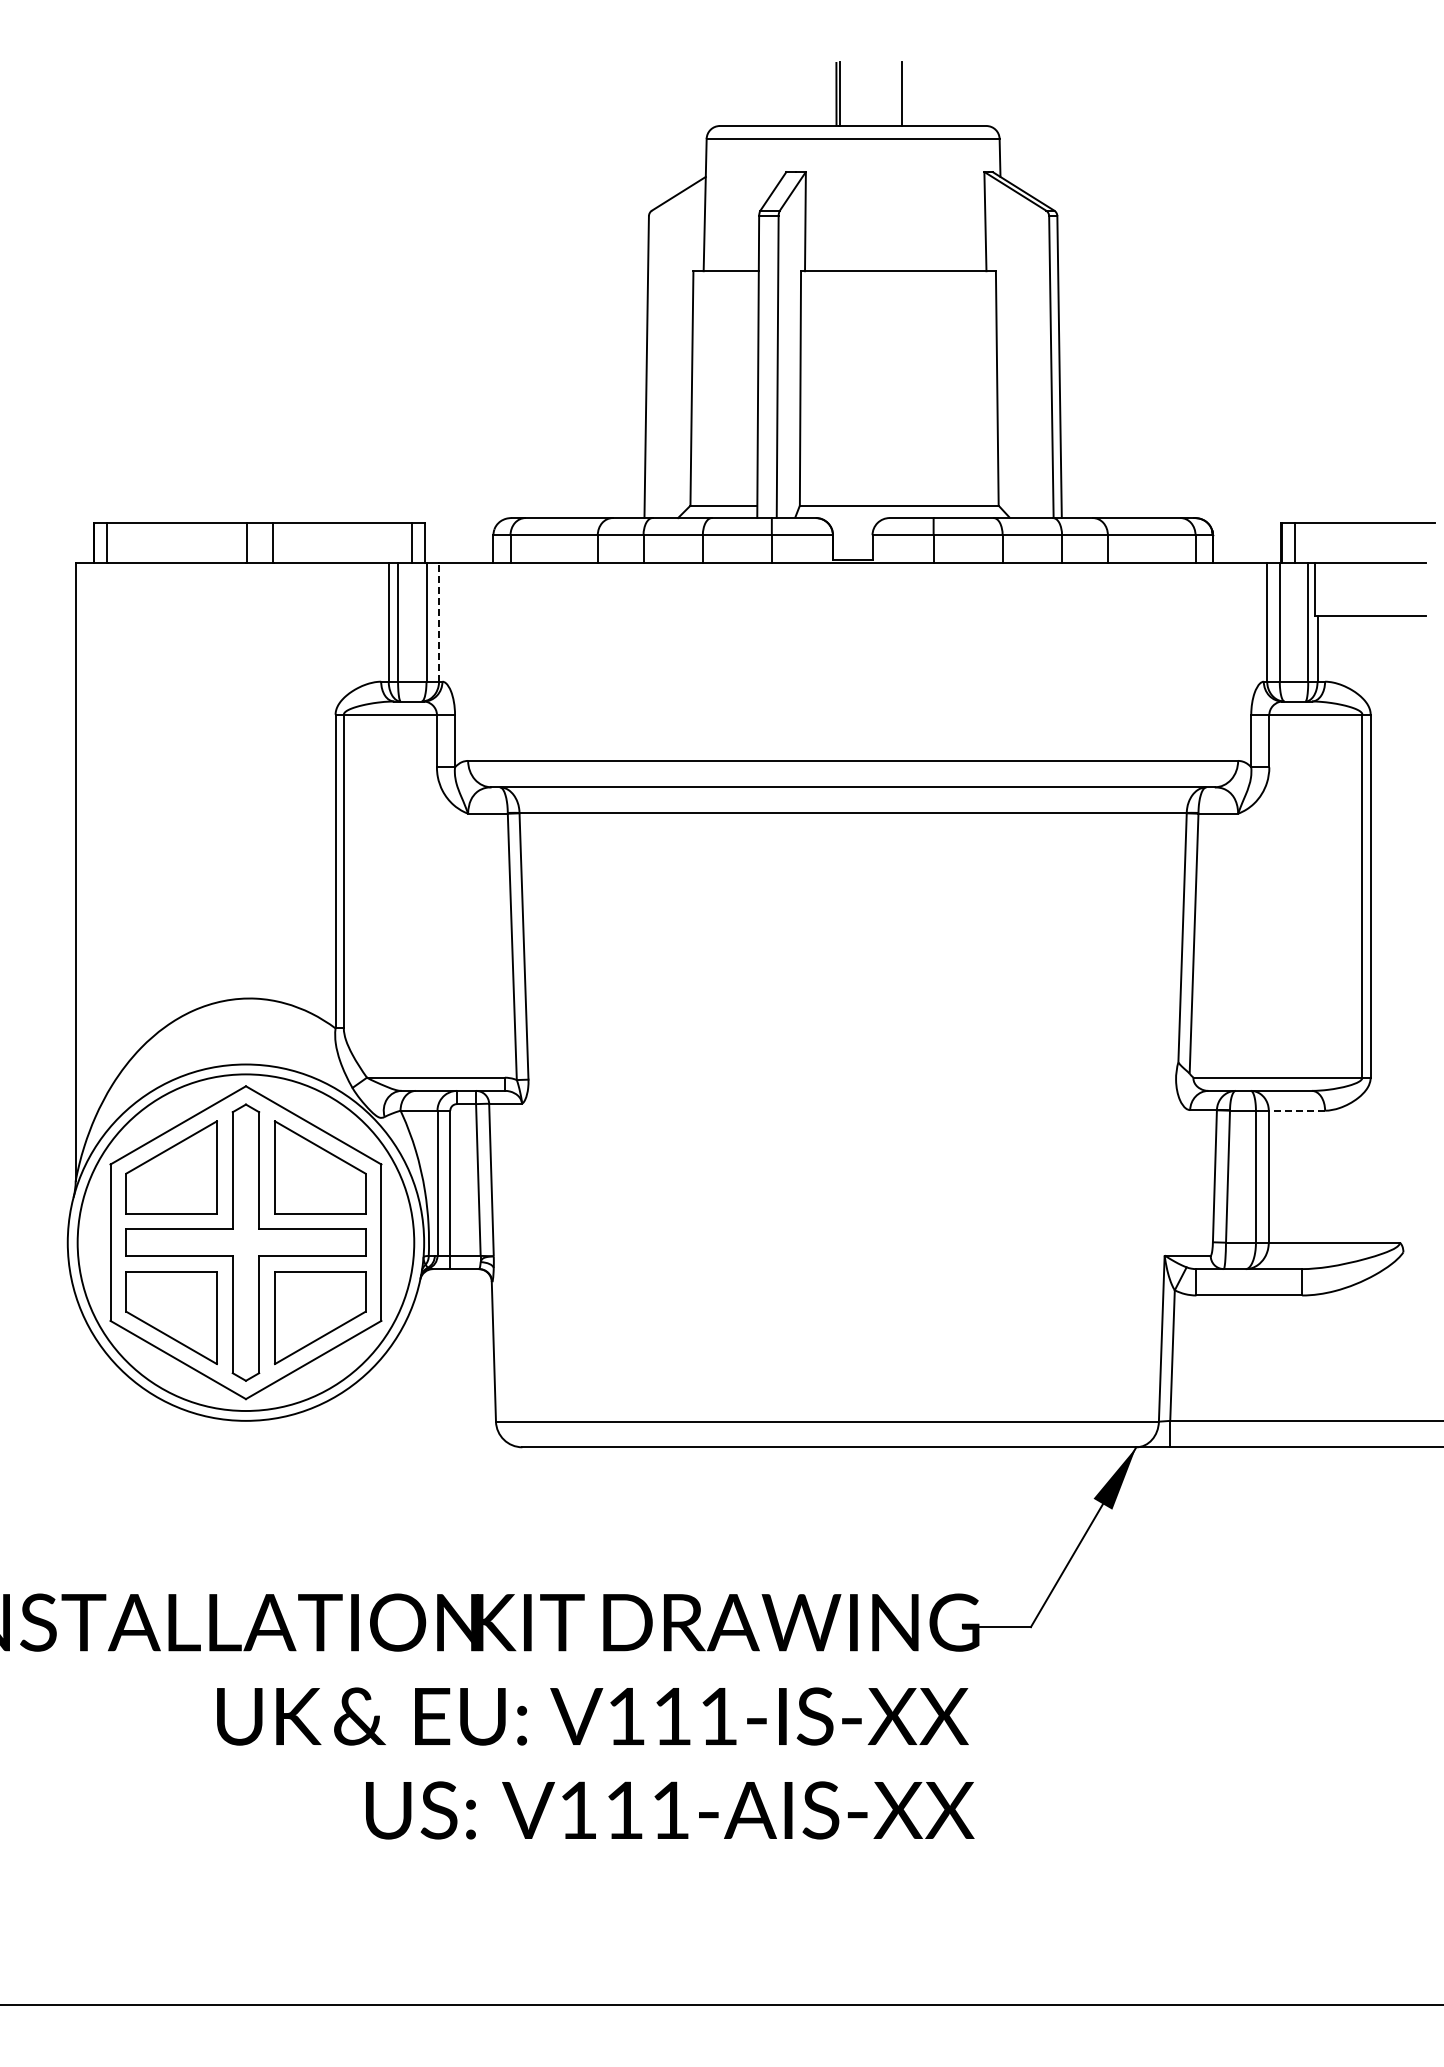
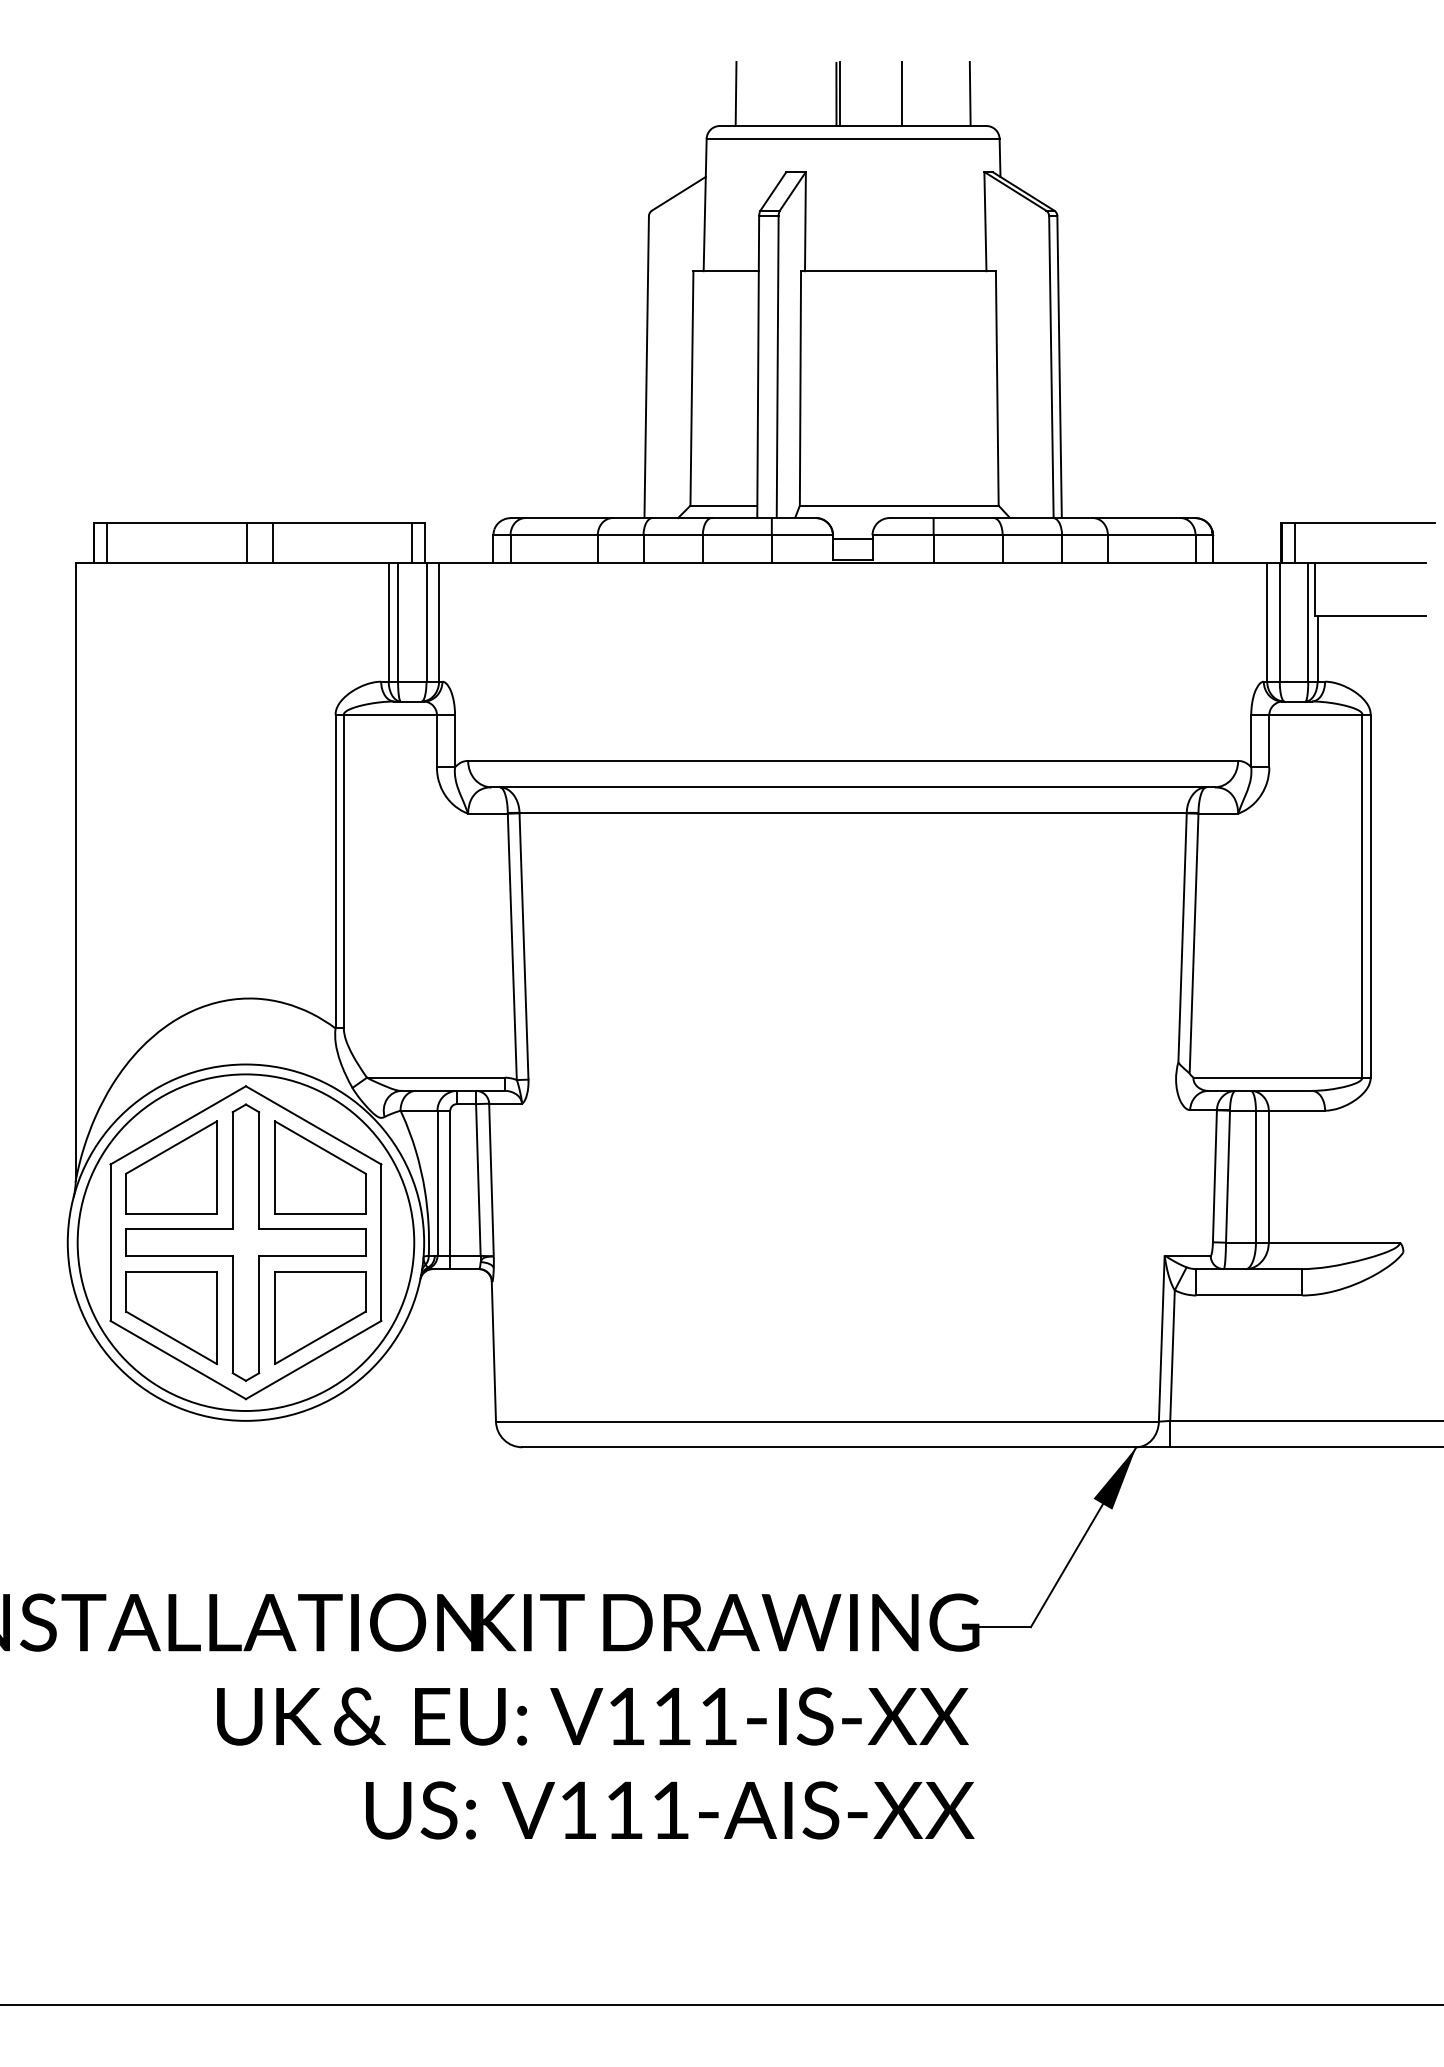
line: none -> present (735, 94)
line: none -> present (969, 94)
line: none -> present (852, 538)
line: dashed -> solid (439, 621)
line: dashed -> solid (1296, 1110)
